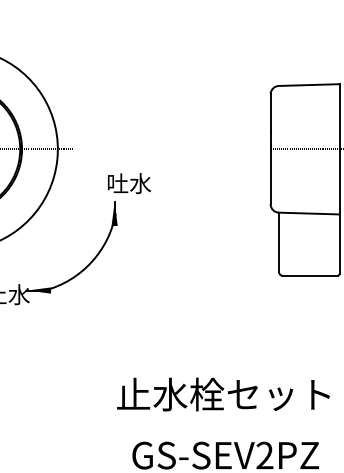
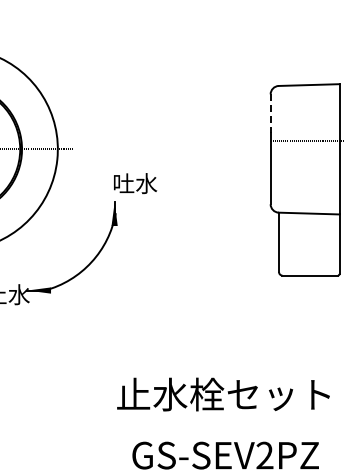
line: solid -> dashed (270, 114)
line position: (305, 149) -> (305, 141) (305, 141)
text position: (129, 183) -> (135, 183) (135, 183)
